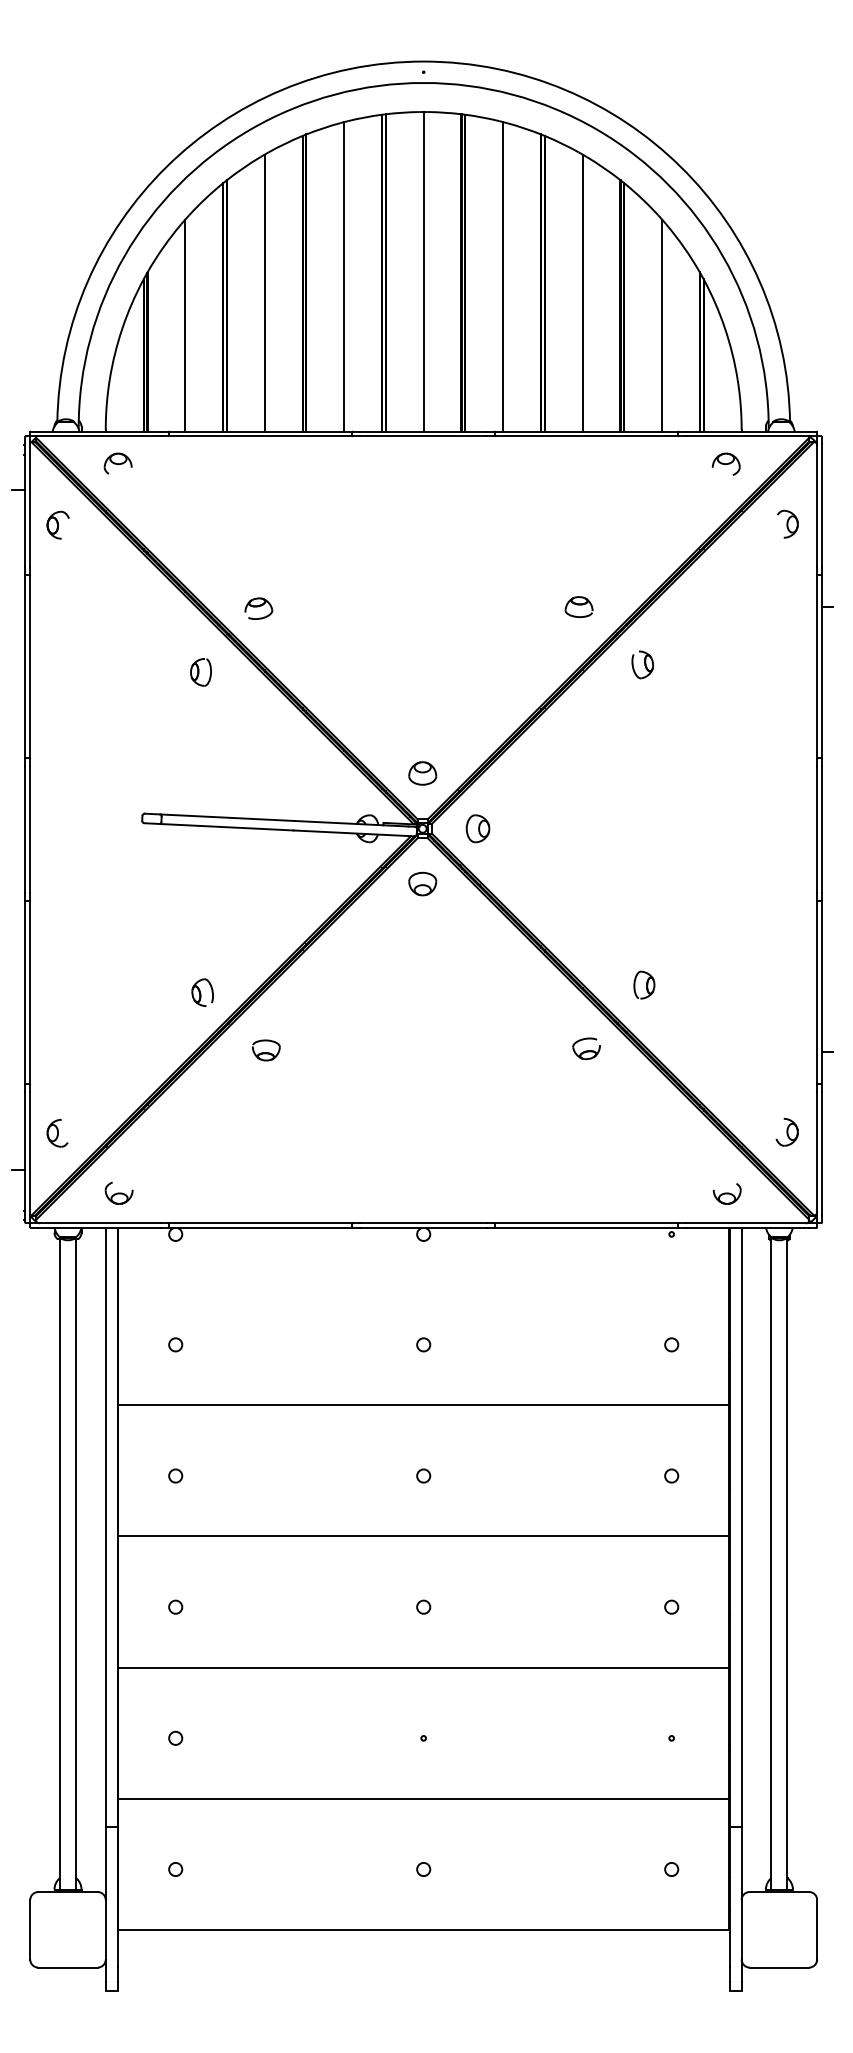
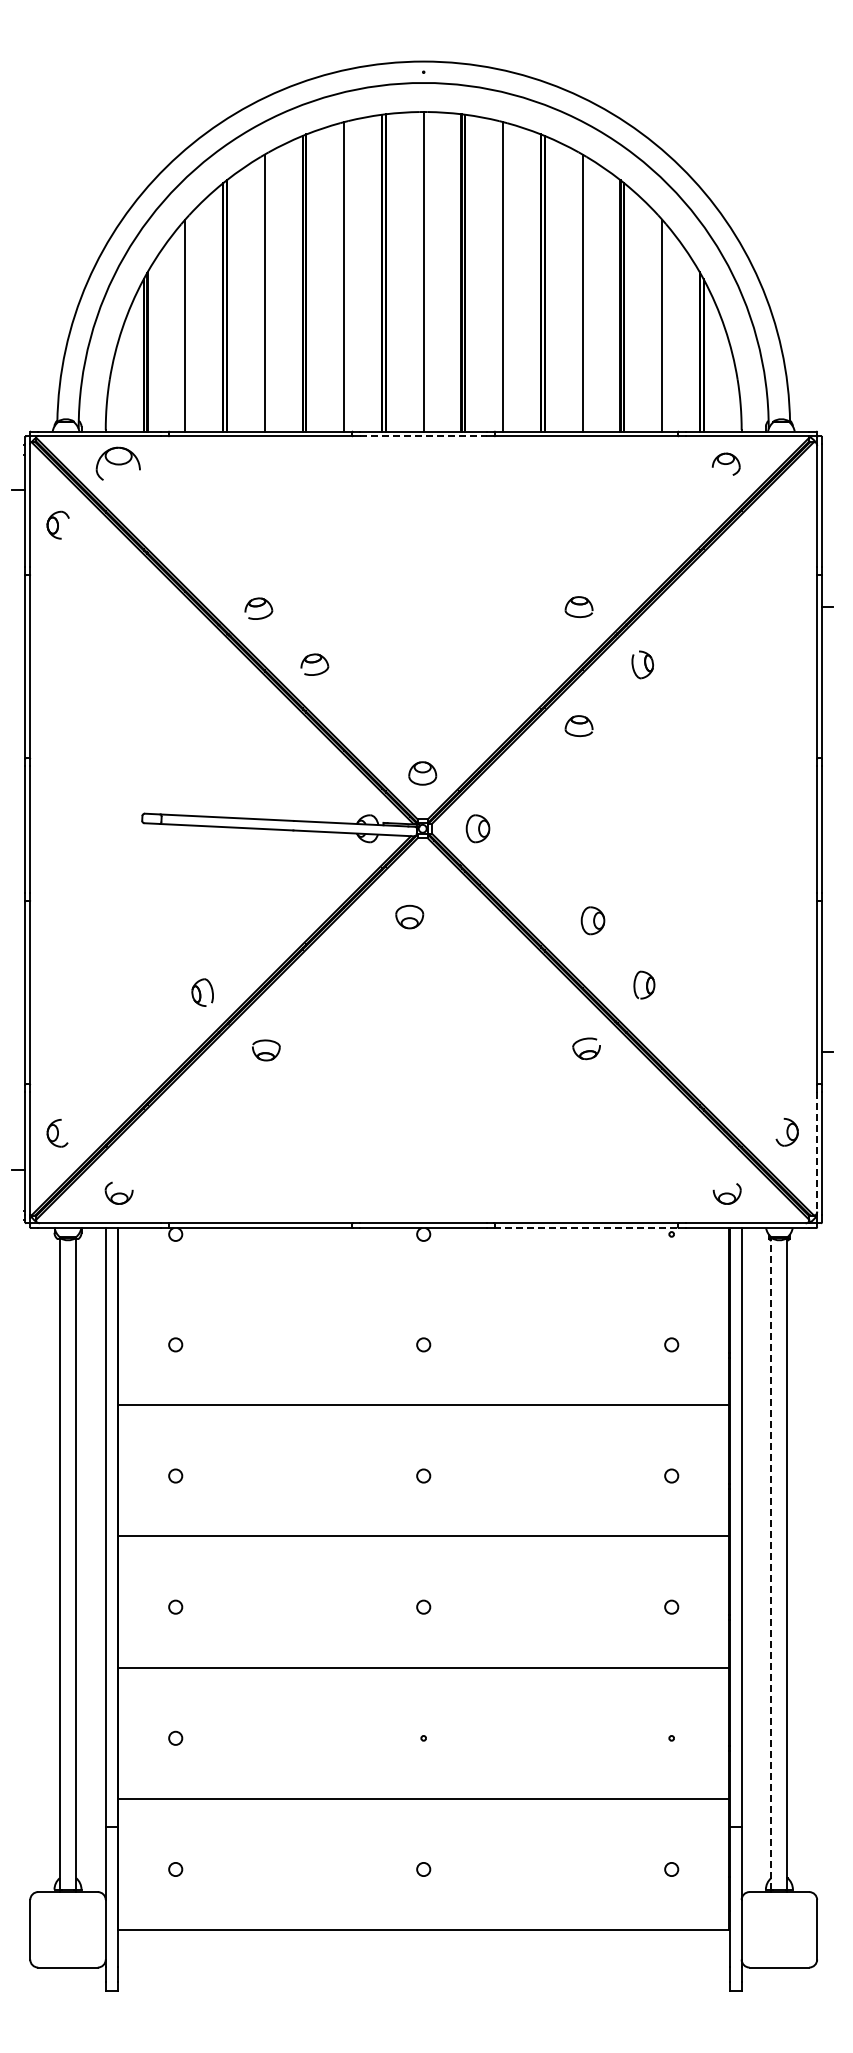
line: solid -> dashed (423, 436)
part size: 30x23 px -> 46x35 px (117, 463)
part: present -> none (787, 523)
part: none -> present (314, 664)
part: present -> none (200, 672)
part: none -> present (578, 726)
part position: (422, 883) -> (409, 916) (409, 916)
part: none -> present (592, 920)
line: solid -> dashed (817, 1153)
line: solid -> dashed (587, 1228)
line: solid -> dashed (771, 1563)
